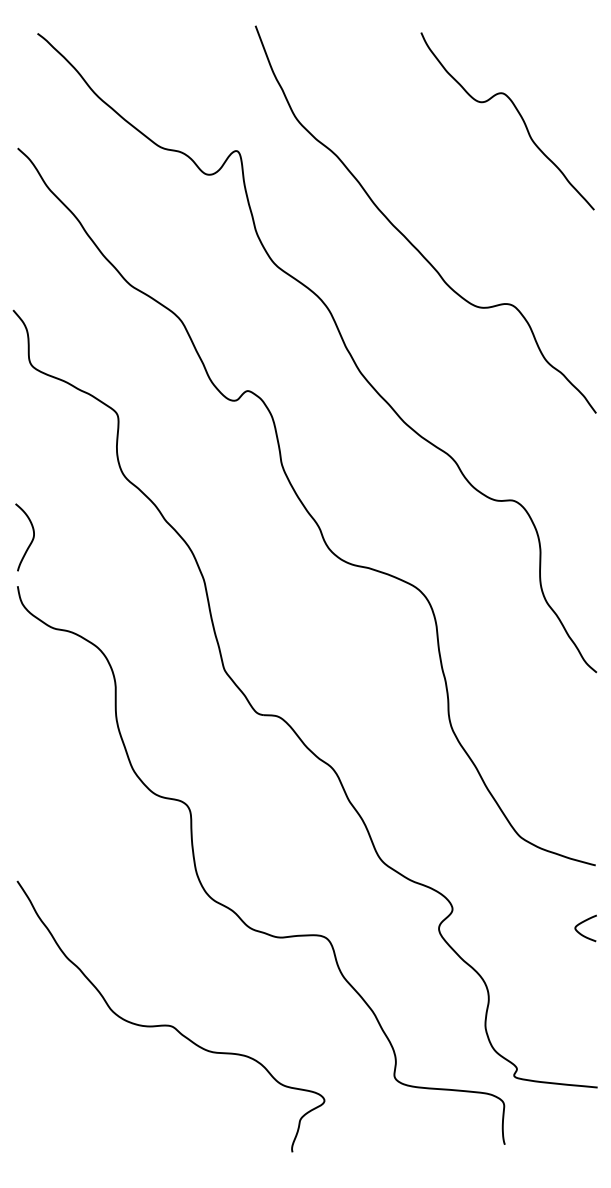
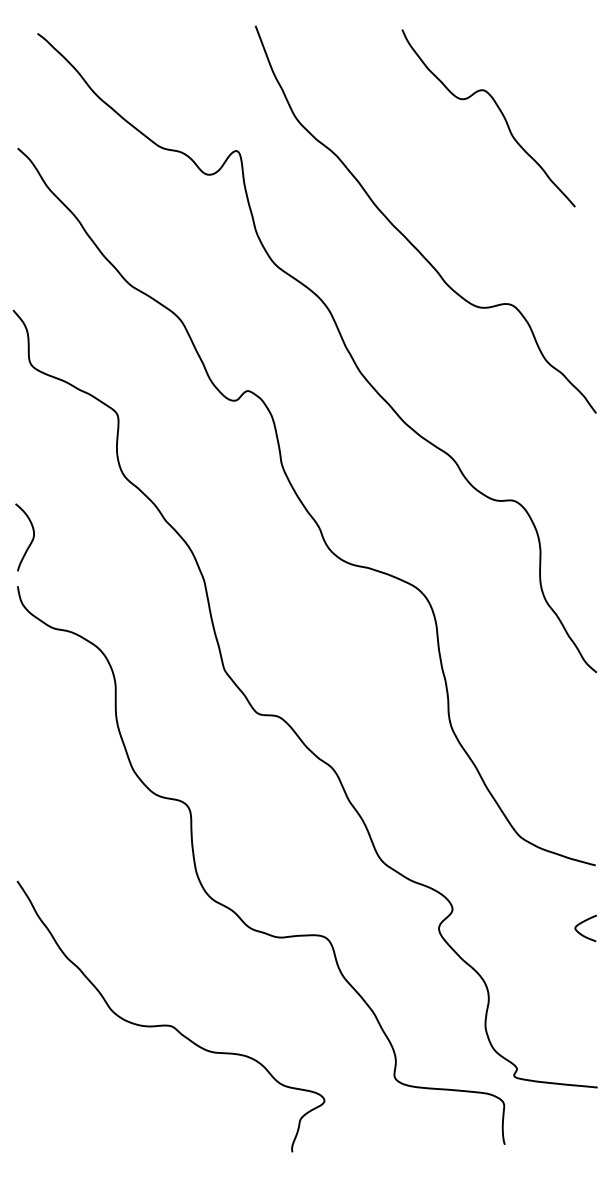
curve position: (519, 115) -> (500, 112) (500, 112)
